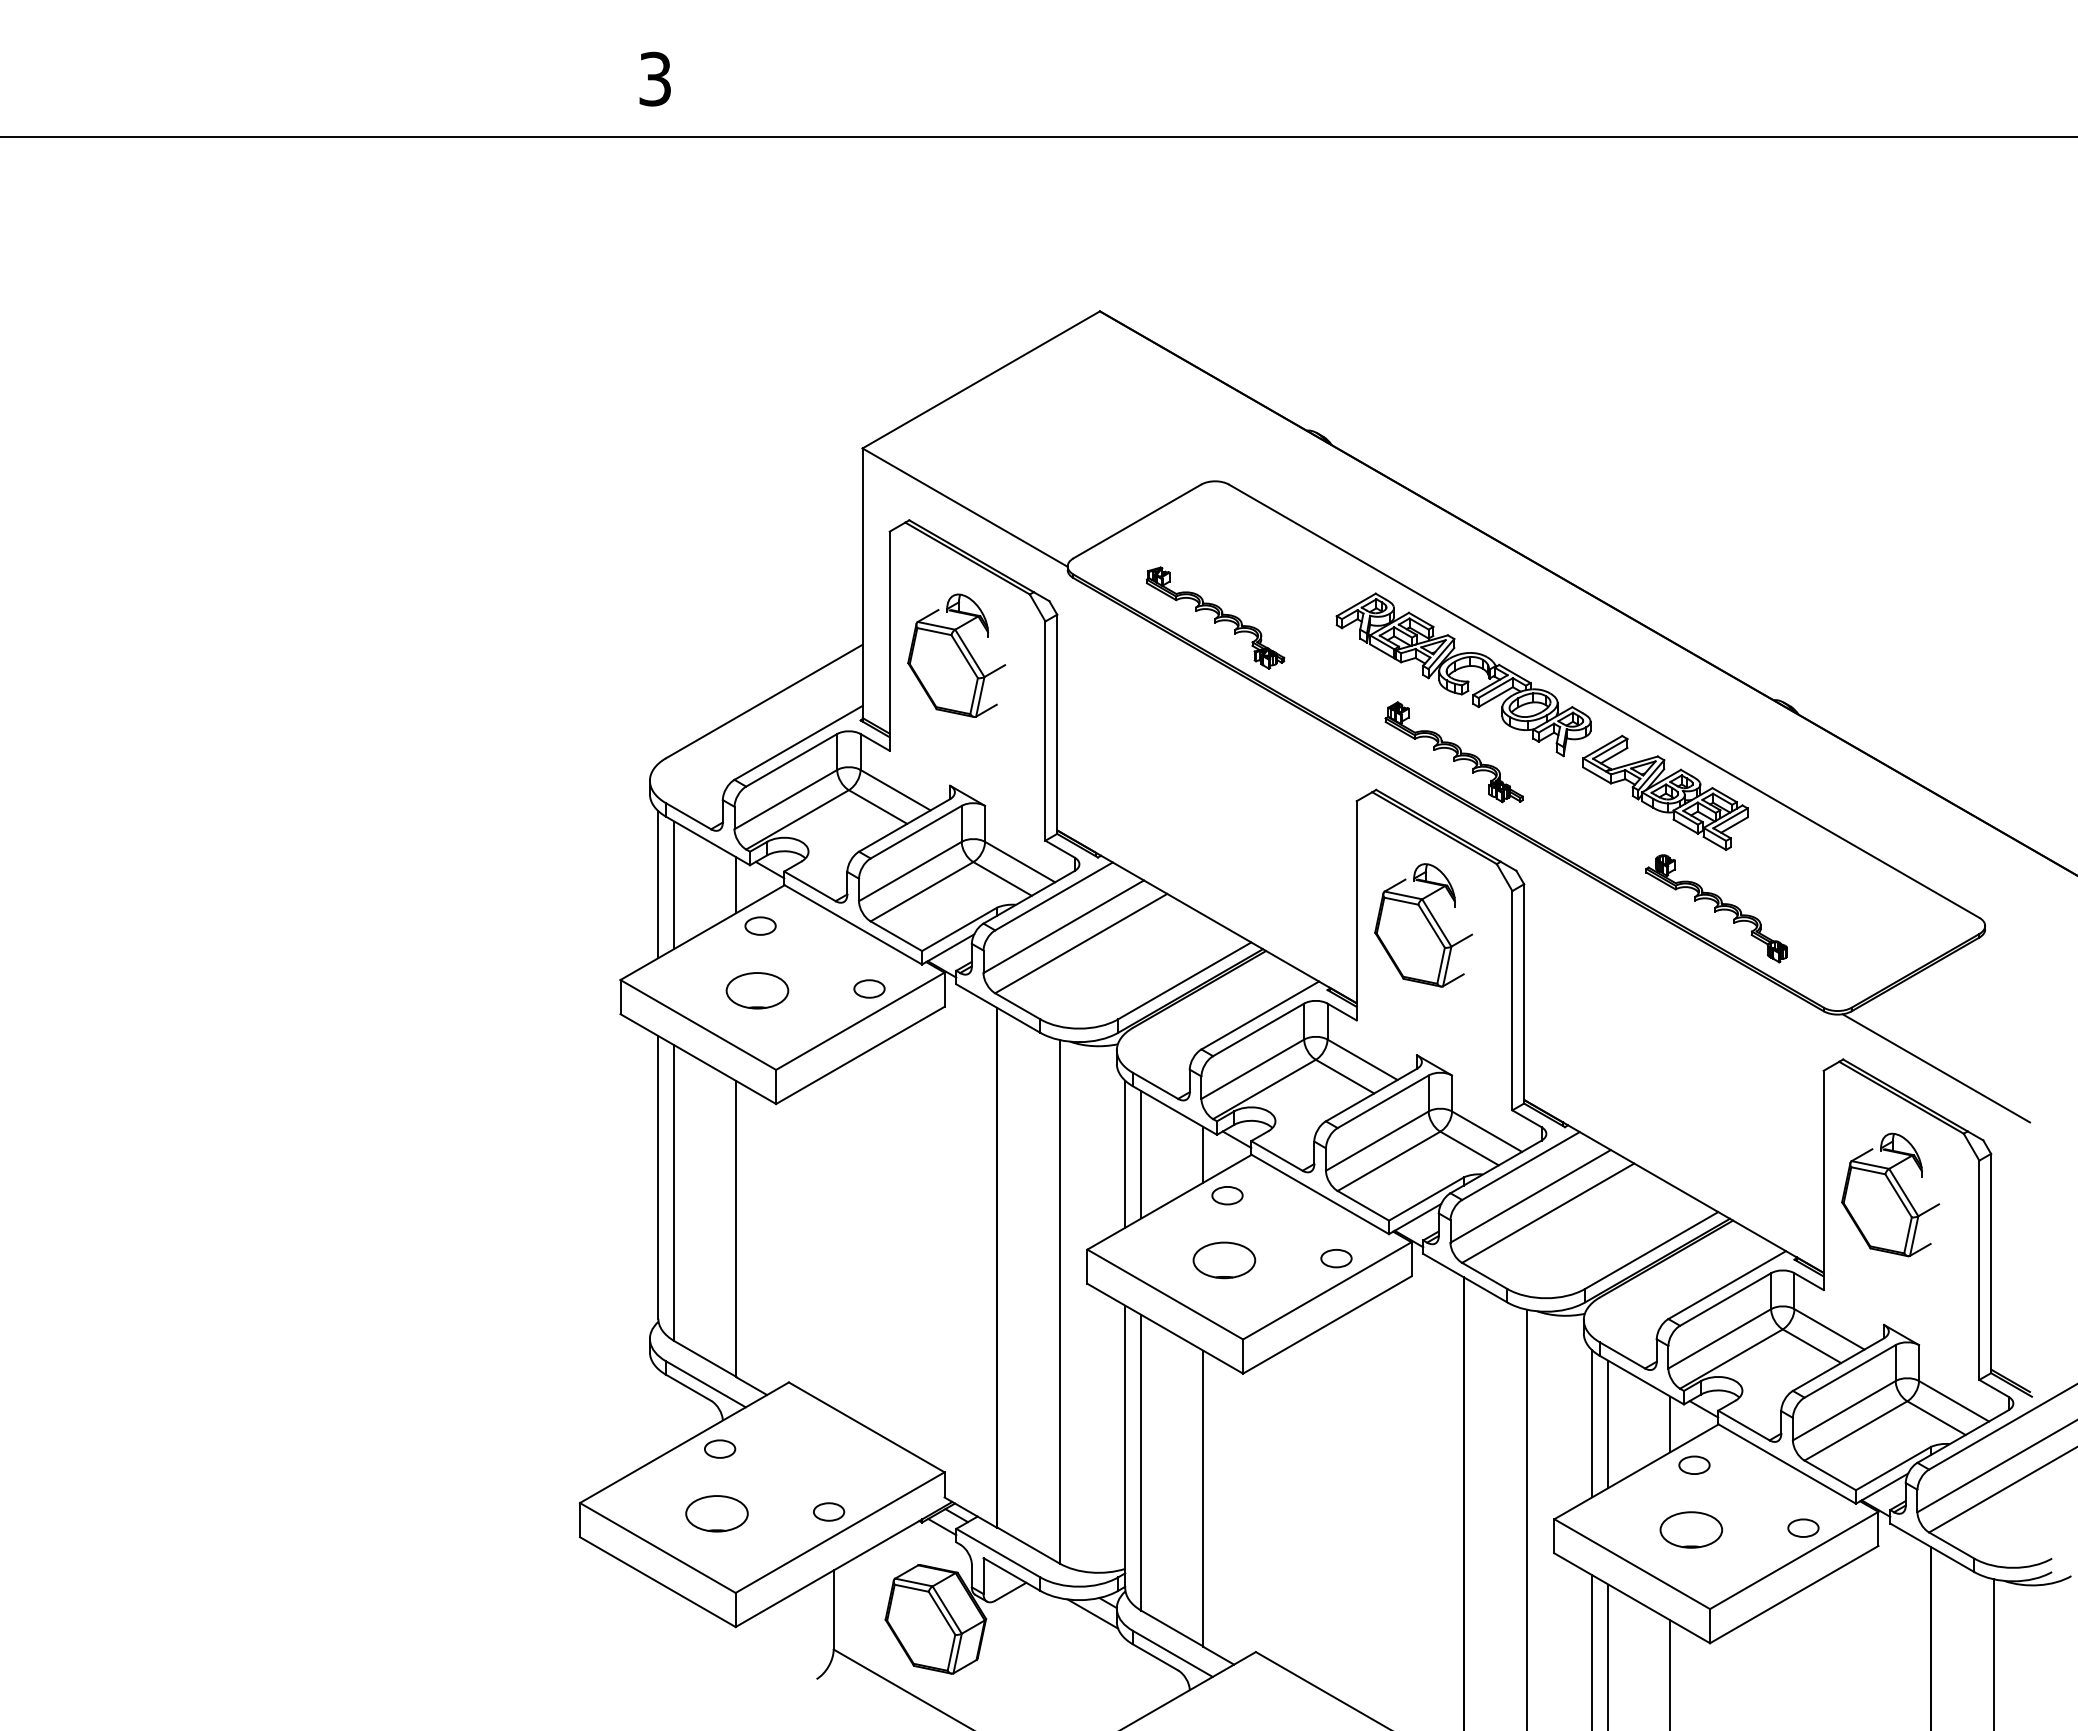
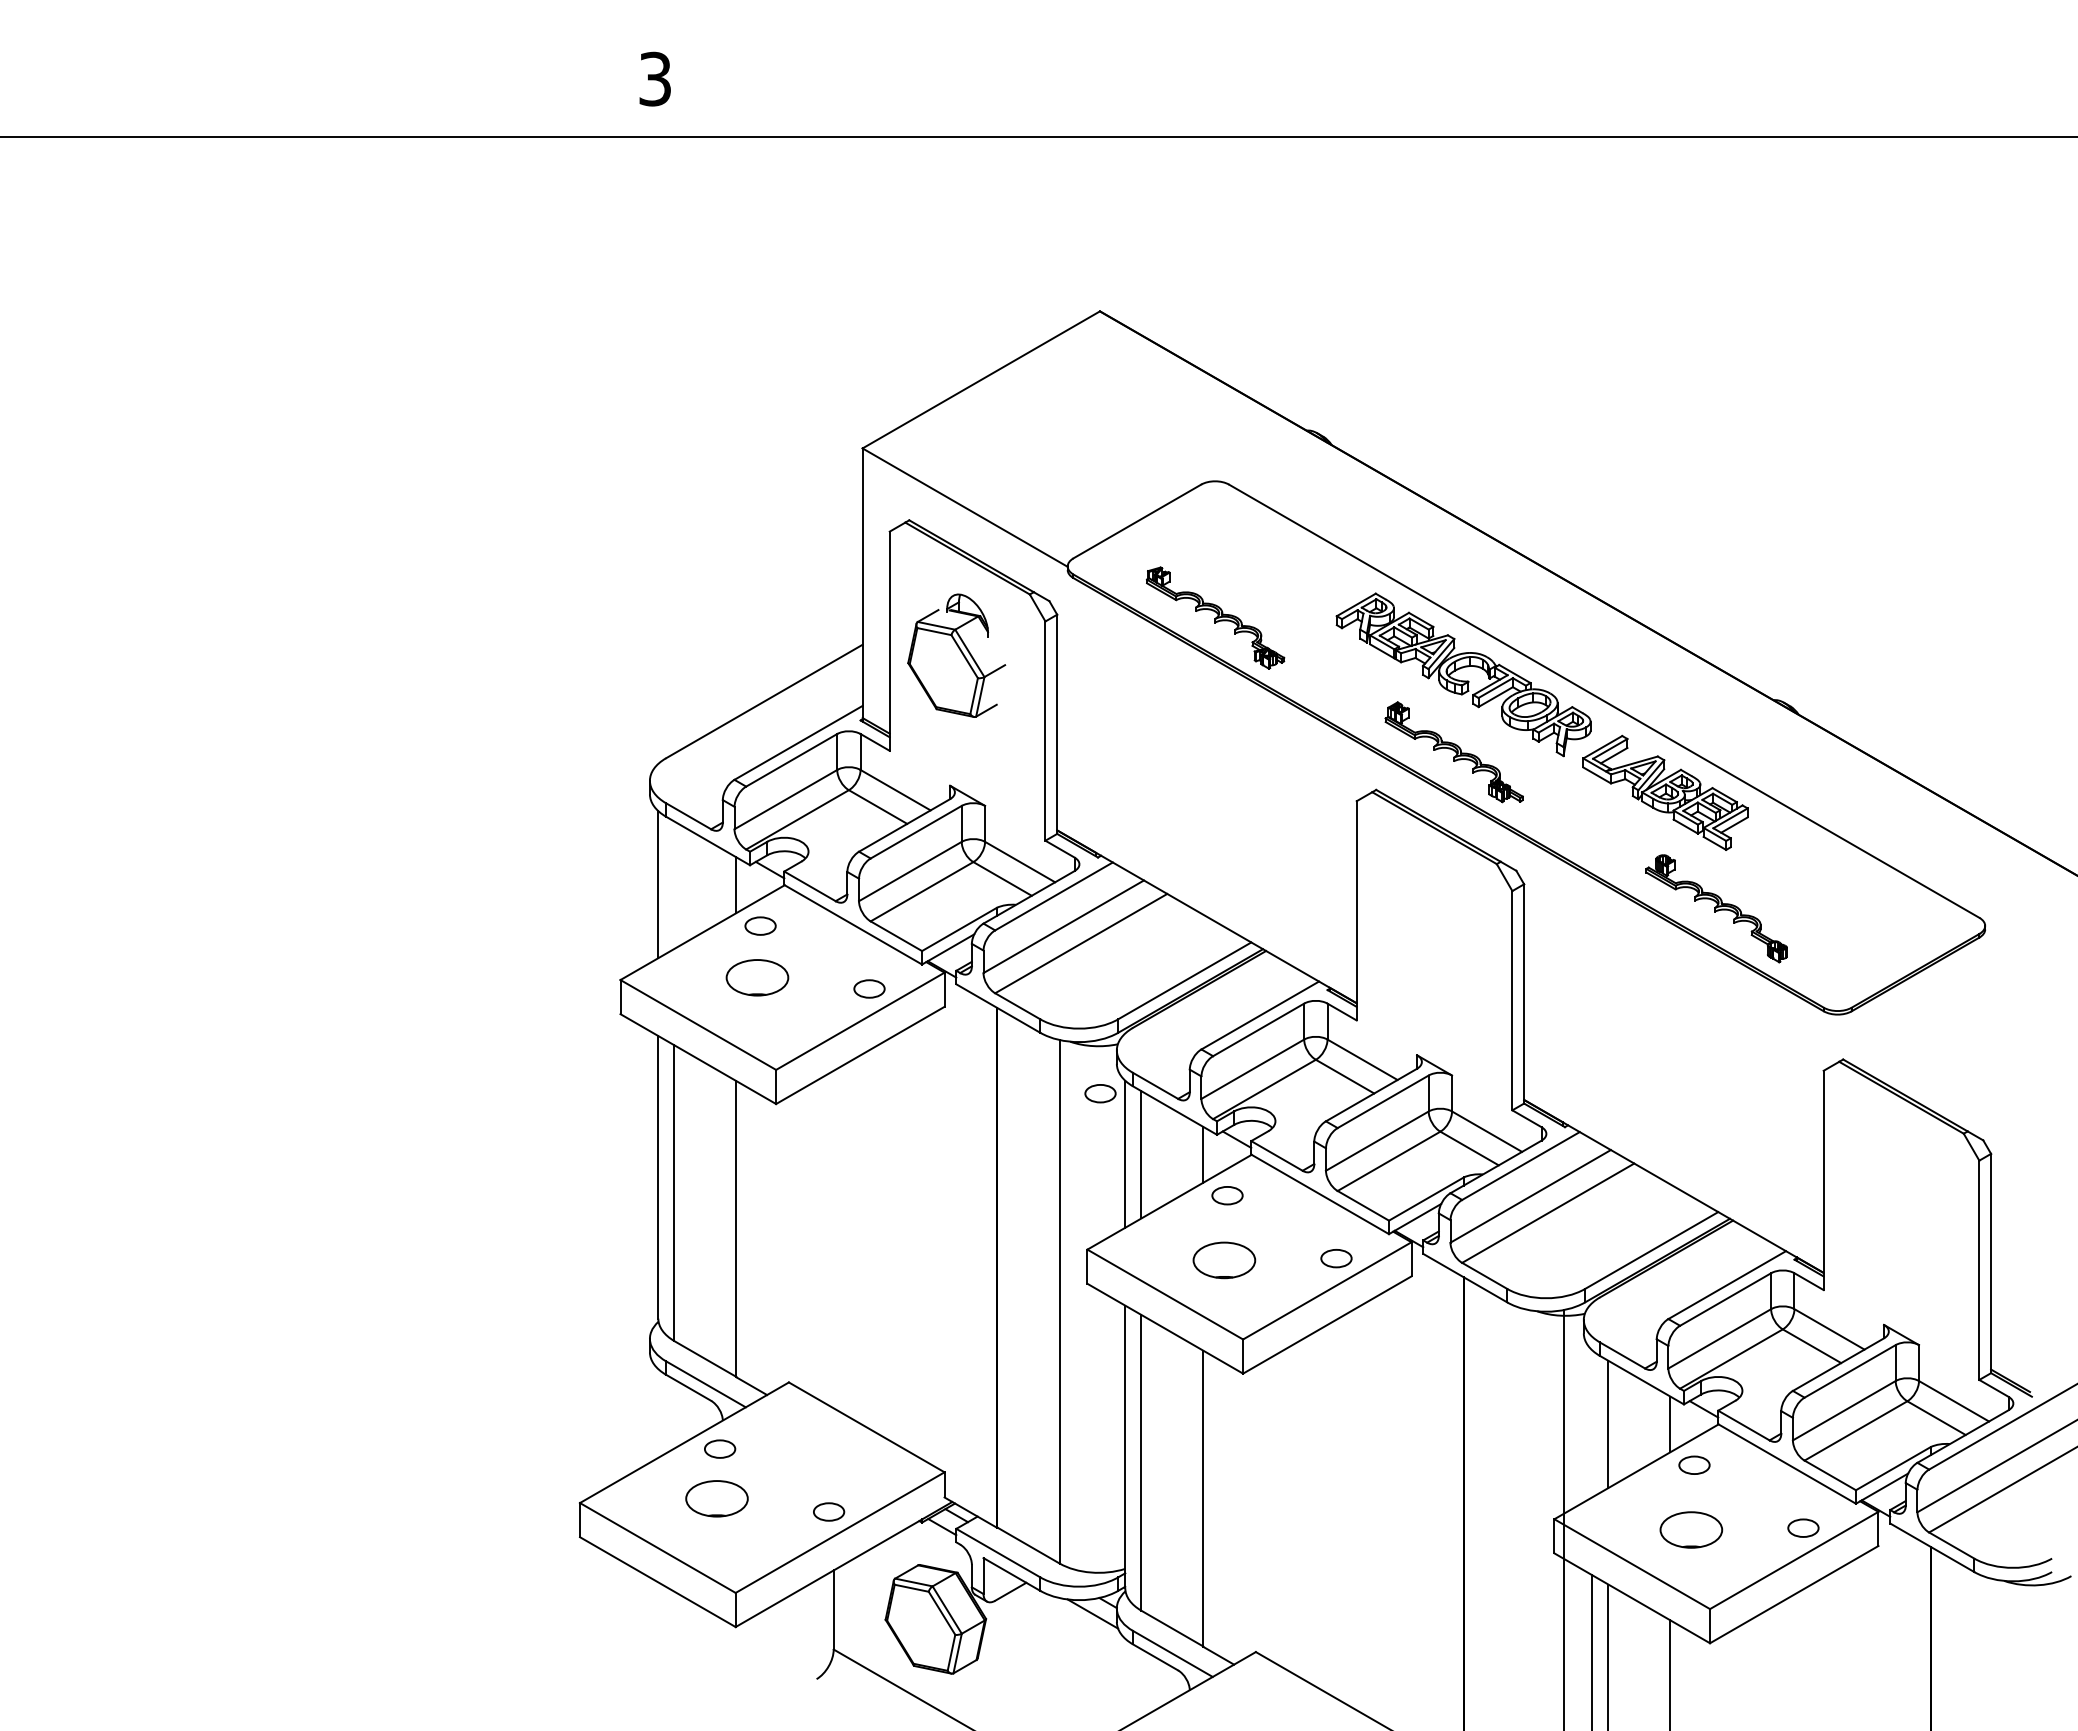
line: present -> none (674, 884)
part: present -> none (1423, 925)
part position: (757, 990) -> (757, 977) (757, 977)
line: present -> none (1936, 1068)
part: none -> present (1100, 1093)
part: present -> none (1890, 1194)
line: present -> none (1592, 1423)
part position: (716, 1513) -> (716, 1498) (716, 1498)
line position: (1526, 1518) -> (1563, 1518) (1563, 1518)
line: present -> none (1993, 1653)
